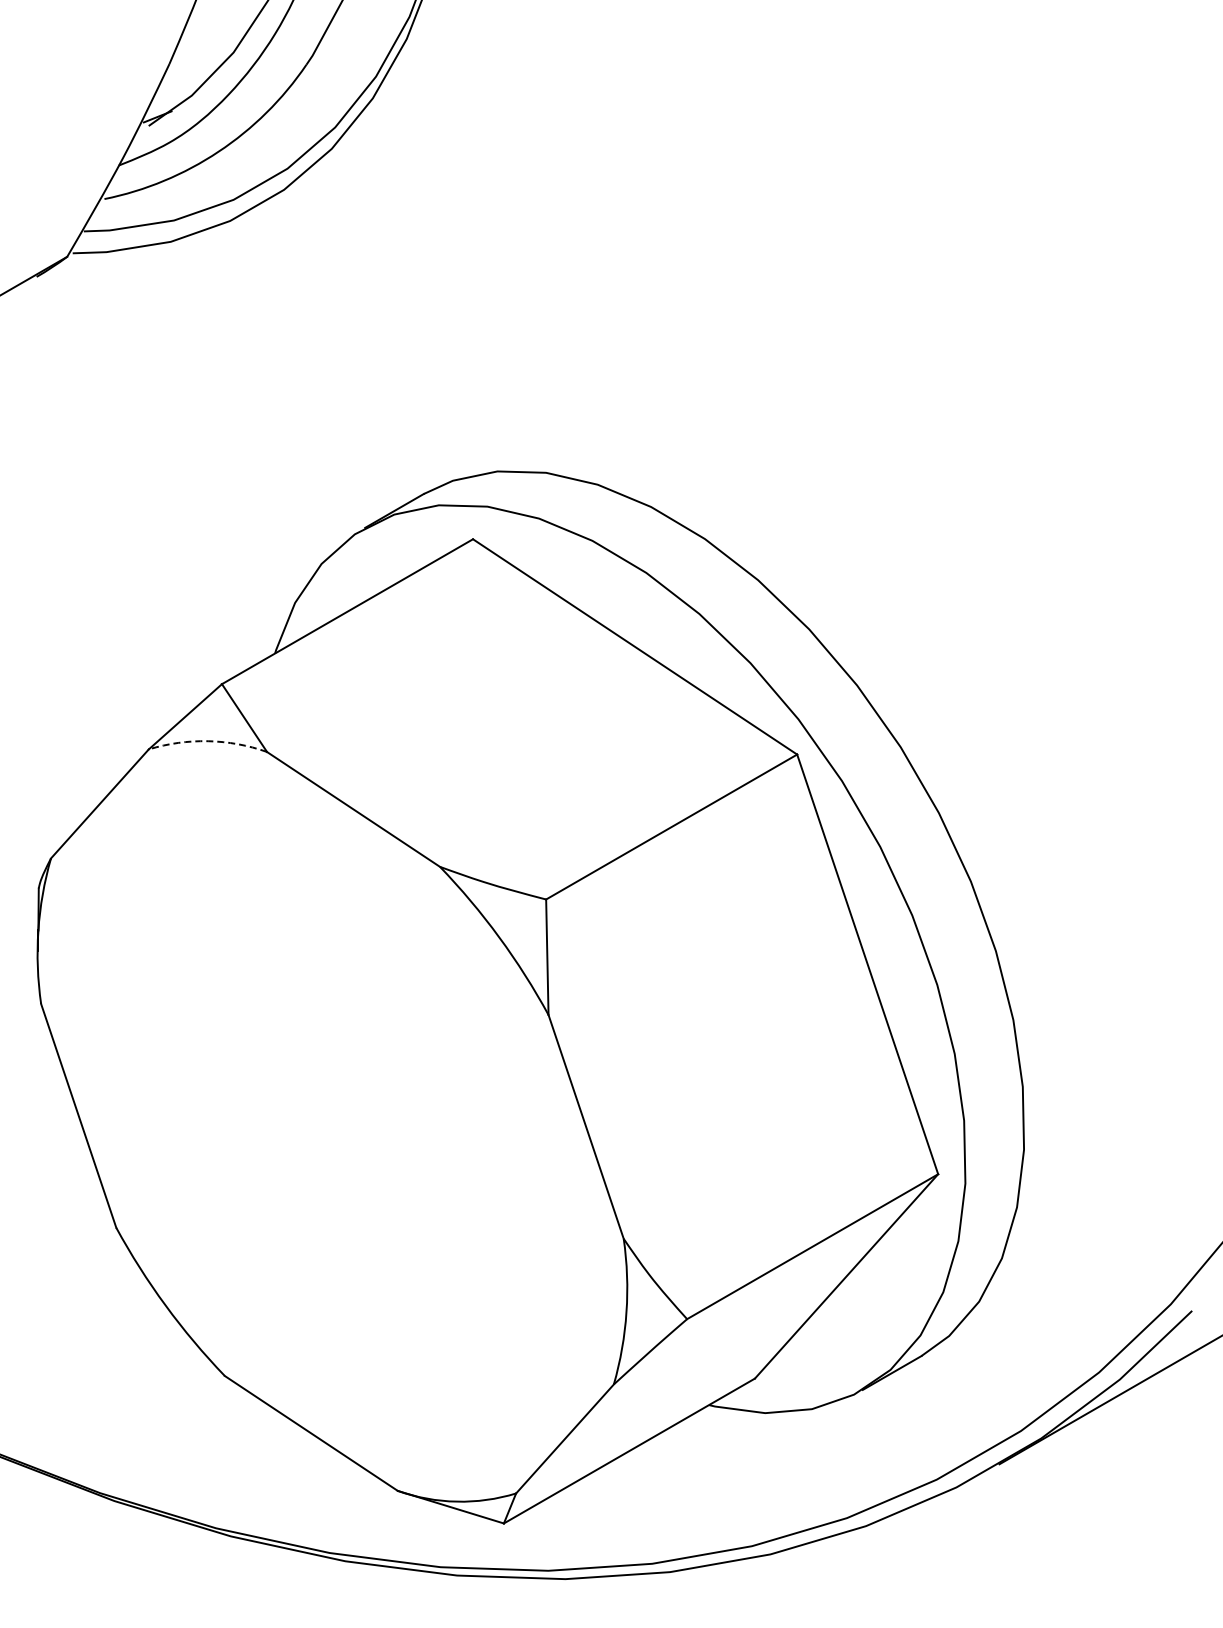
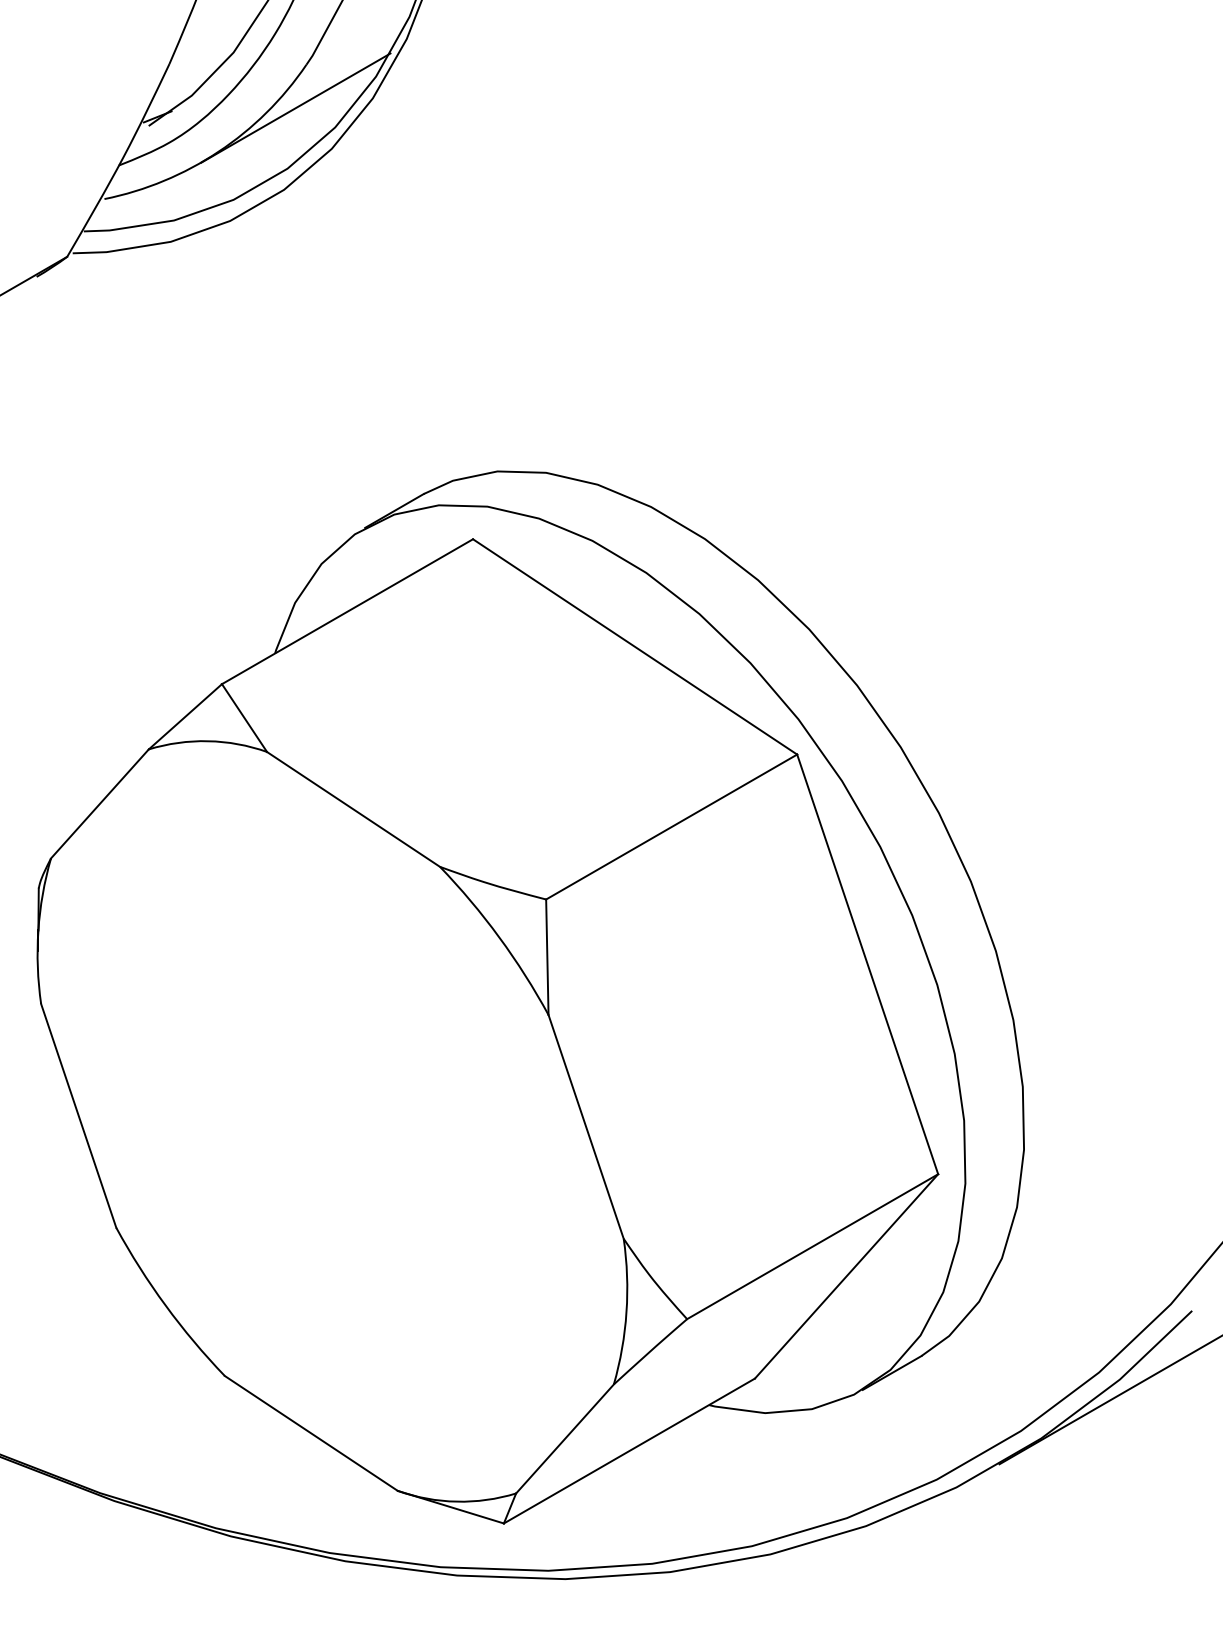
line: none -> present (295, 107)
arc: dashed -> solid (208, 741)
